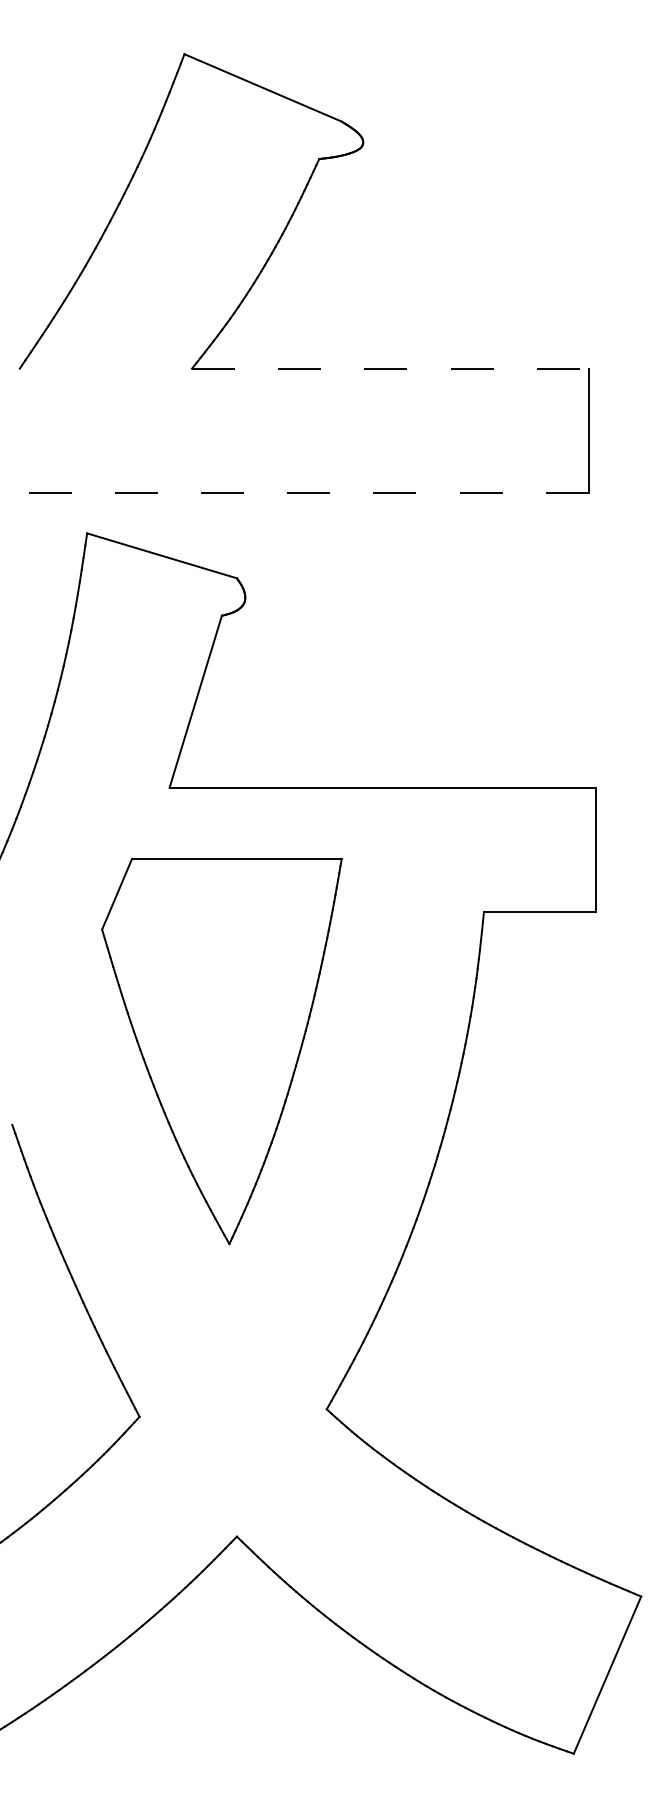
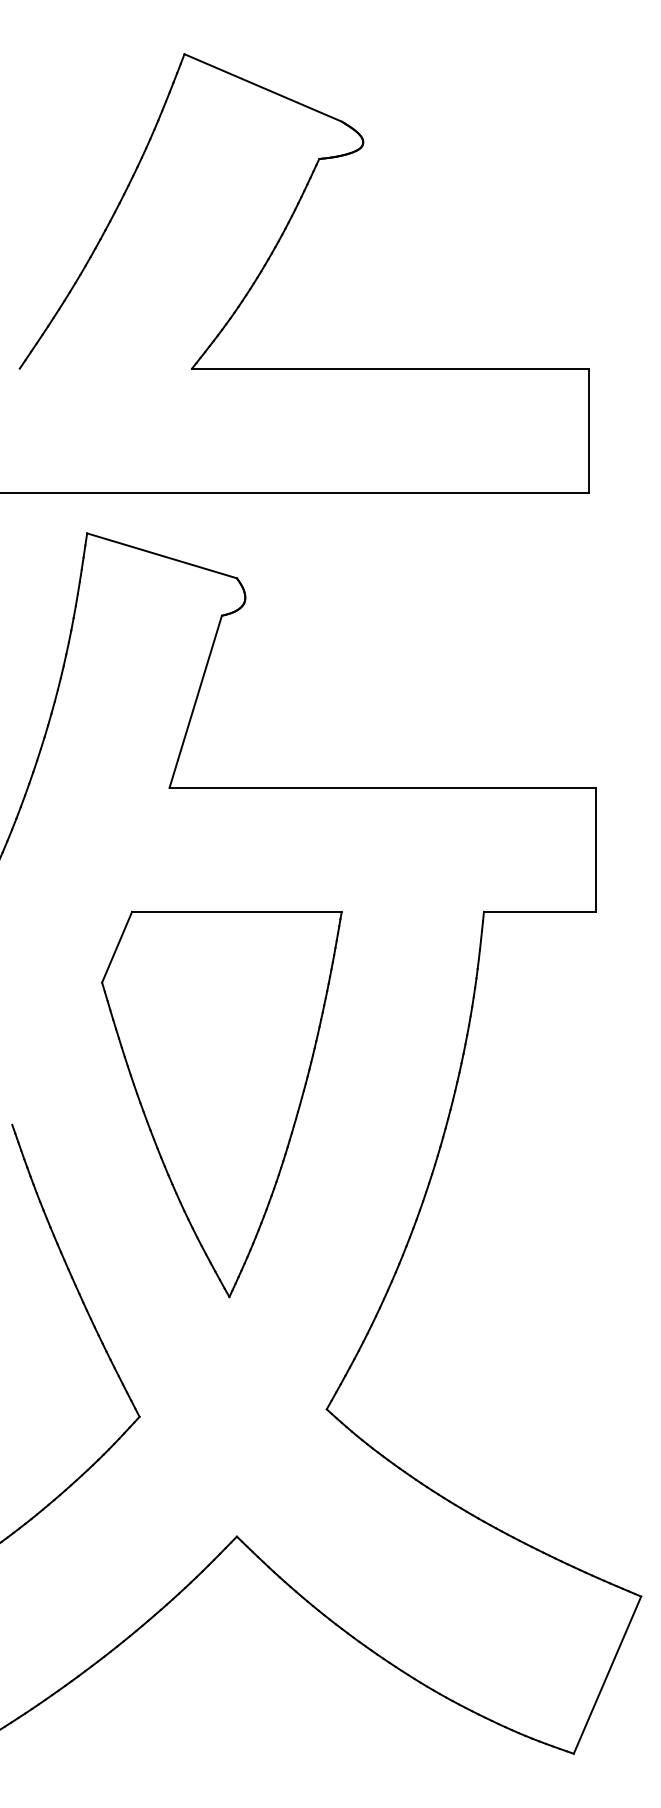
line: dashed -> solid (390, 368)
line: dashed -> solid (294, 492)
part position: (221, 1051) -> (221, 1104) (221, 1104)
